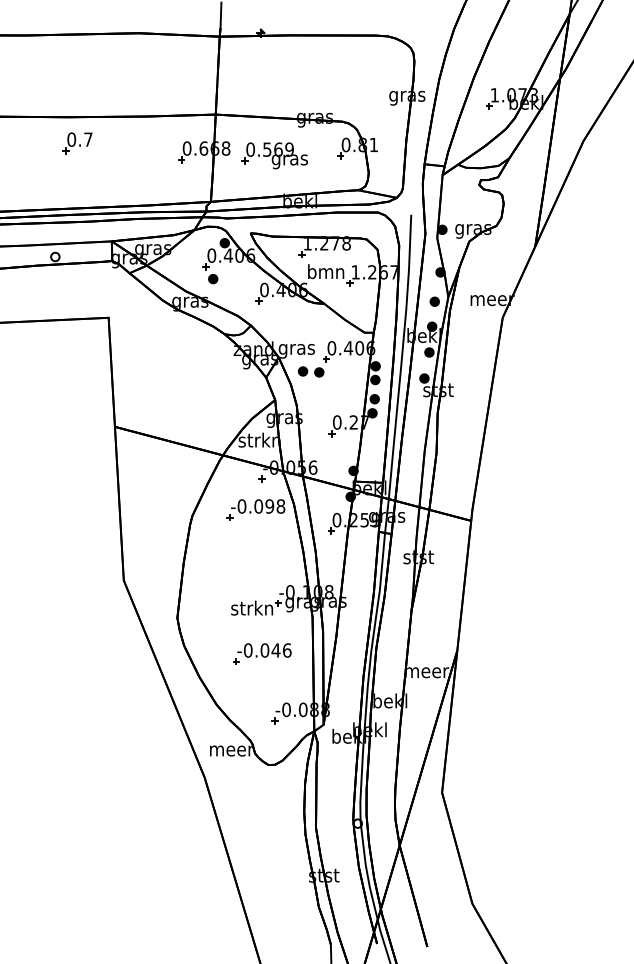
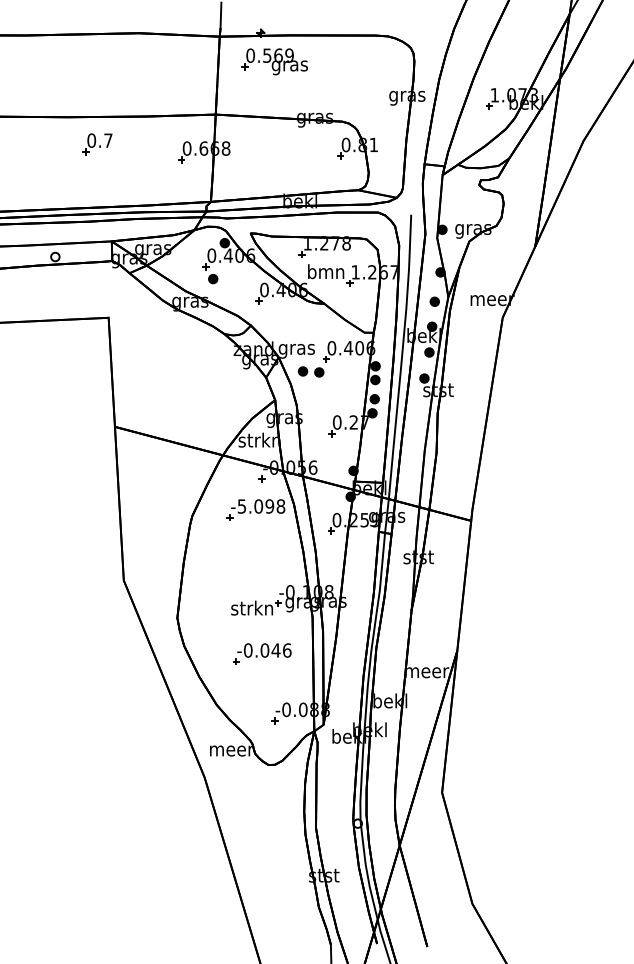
part position: (77, 143) -> (97, 144) (97, 144)
part position: (274, 155) -> (274, 61) (274, 61)
text: -0.098 -> -5.098 (241, 506)
